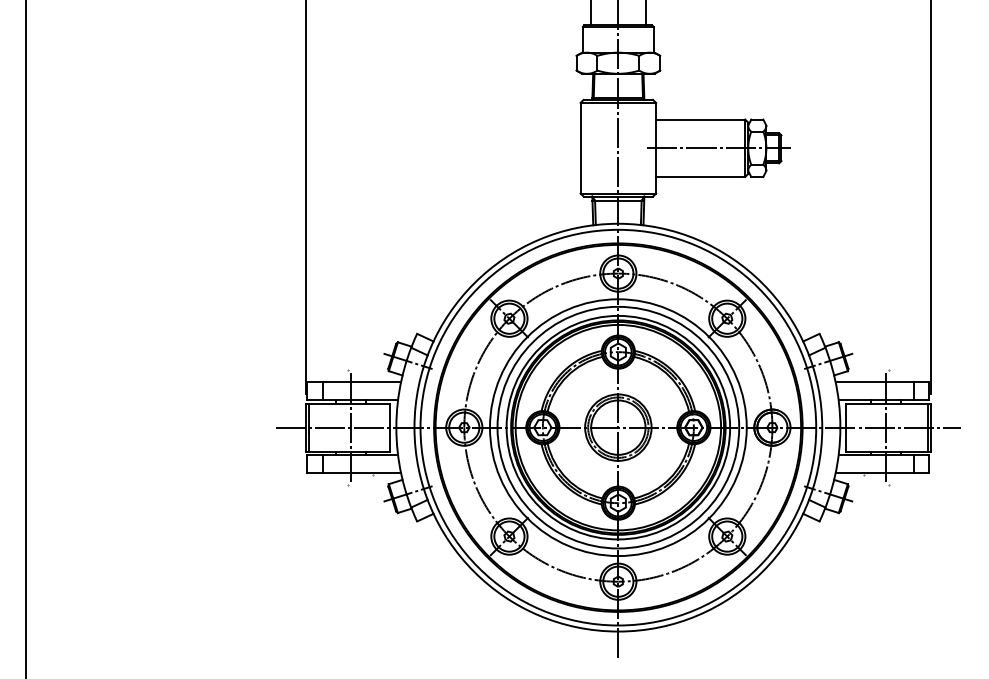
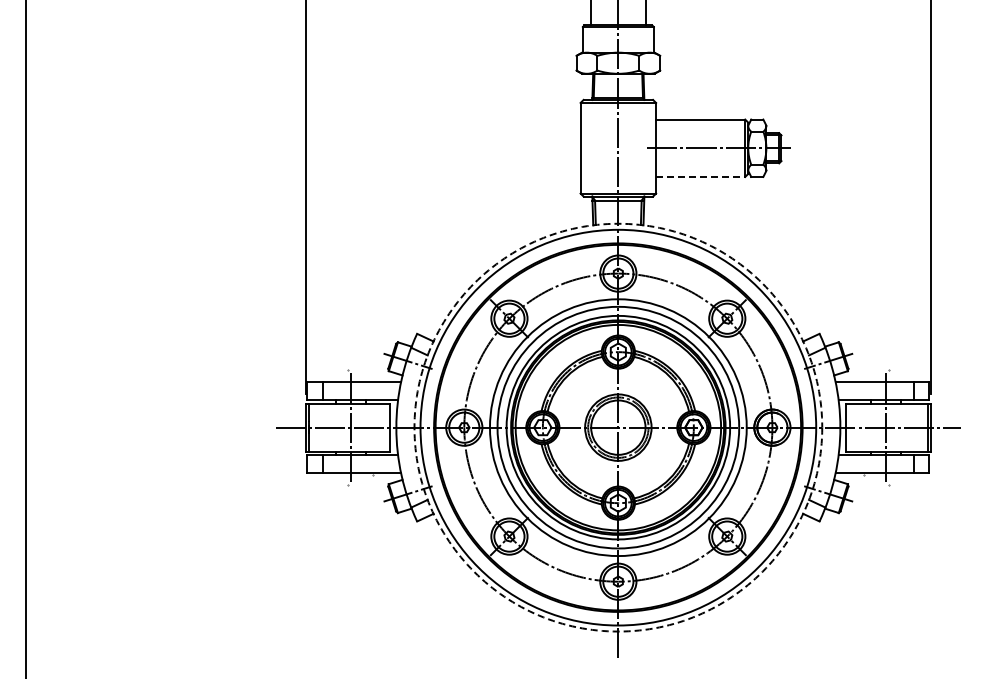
line: solid -> dashed (700, 176)
circle: solid -> dashed (618, 427)
